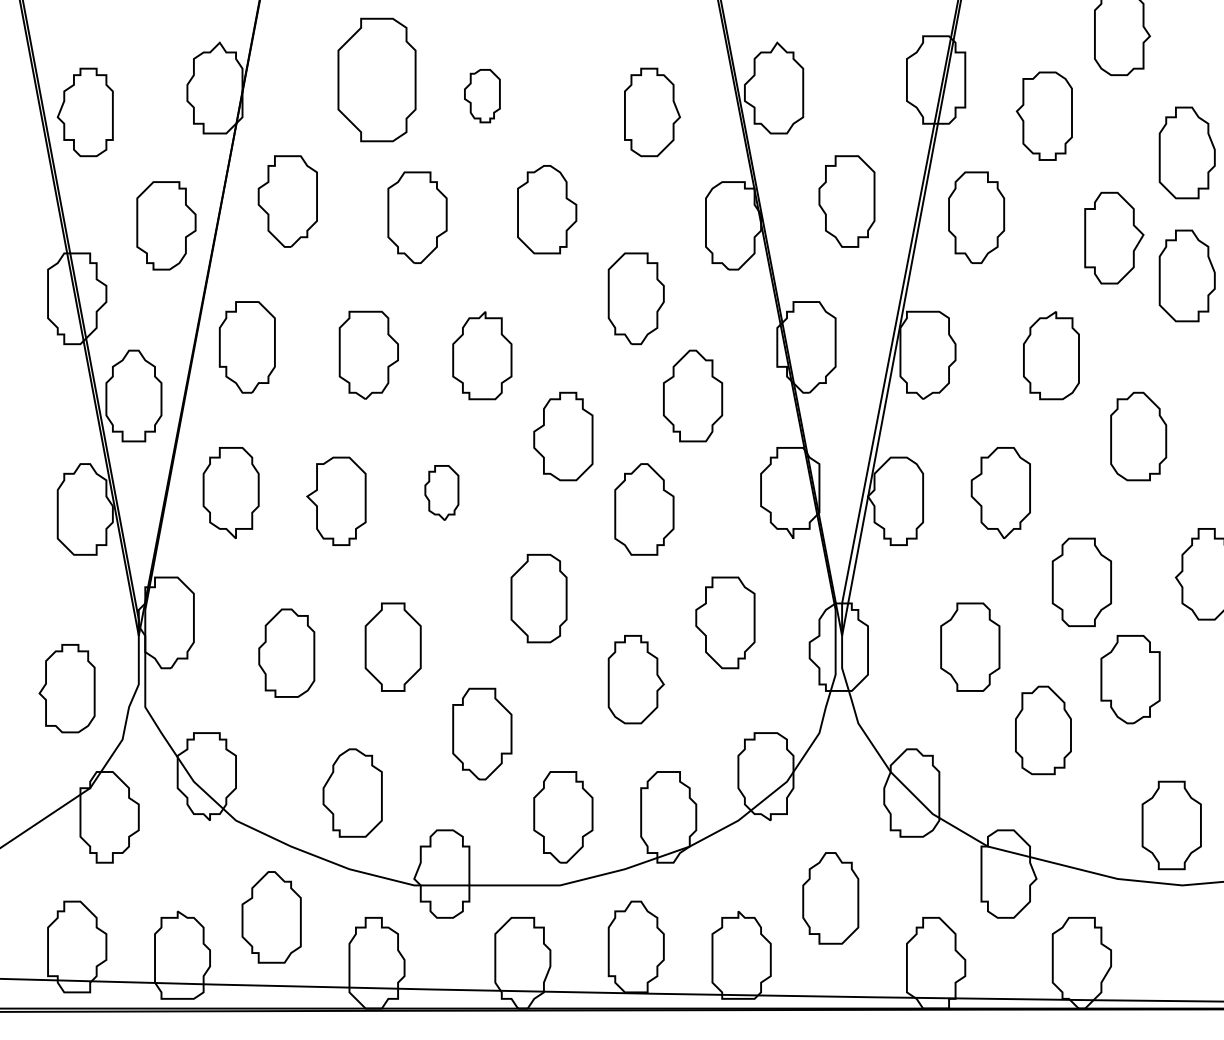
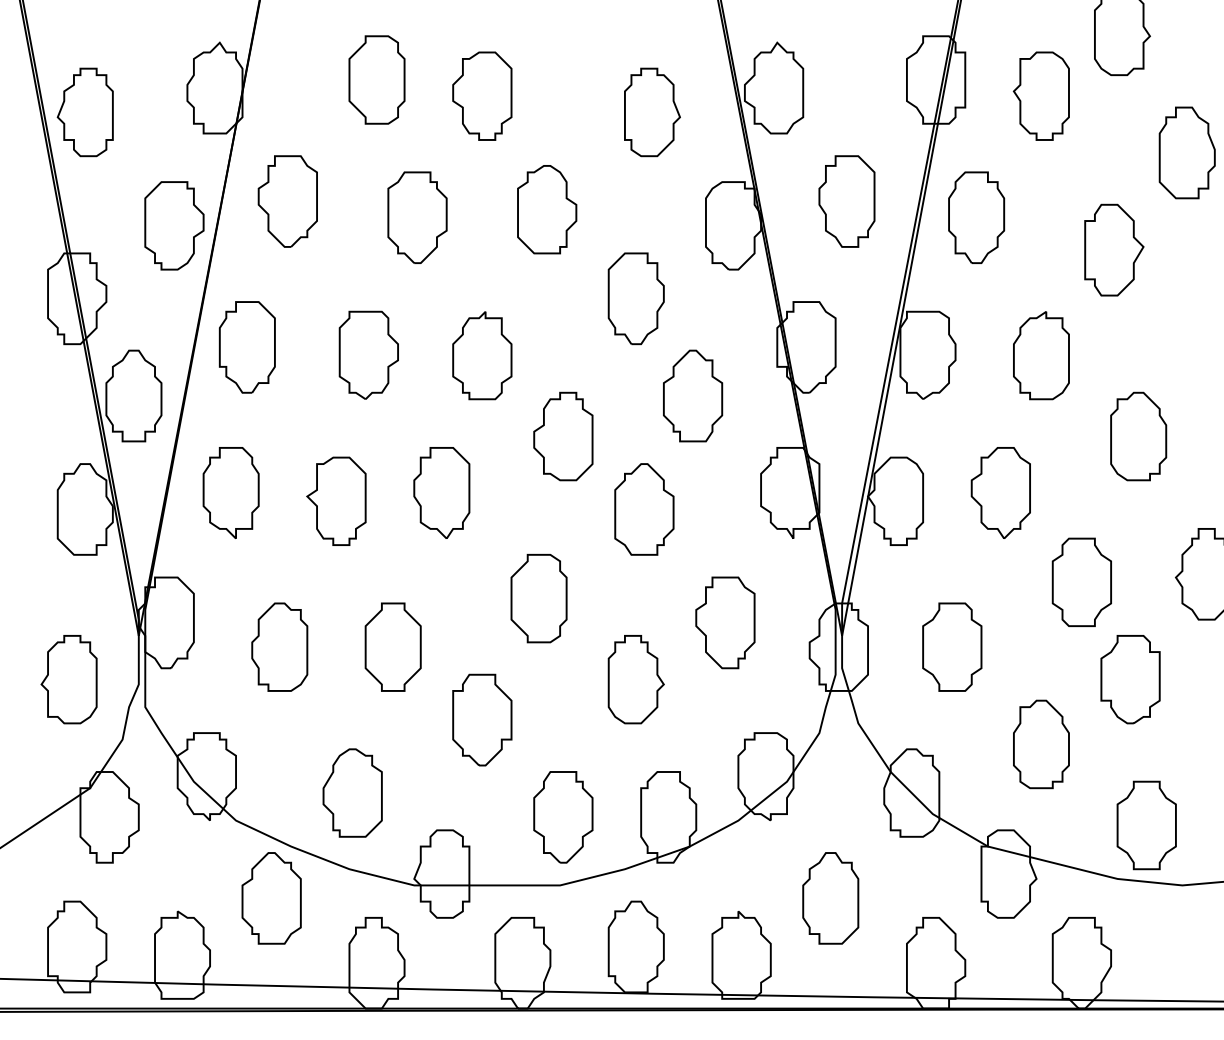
part size: 80x126 px -> 58x90 px (376, 79)
part size: 37x55 px -> 61x90 px (482, 95)
part position: (1043, 115) -> (1040, 95) (1040, 95)
part position: (166, 225) -> (174, 225) (174, 225)
part position: (1114, 237) -> (1114, 249) (1114, 249)
part: present -> none (1186, 275)
part position: (1051, 355) -> (1041, 355) (1041, 355)
part size: 36x56 px -> 58x92 px (441, 492)
part position: (970, 646) -> (952, 646) (952, 646)
part position: (286, 652) -> (279, 646) (279, 646)
part position: (66, 688) -> (68, 679) (68, 679)
part position: (1043, 730) -> (1041, 744) (1041, 744)
part position: (482, 733) -> (482, 719) (482, 719)
part position: (1171, 825) -> (1146, 825) (1146, 825)
part position: (271, 917) -> (271, 898) (271, 898)
